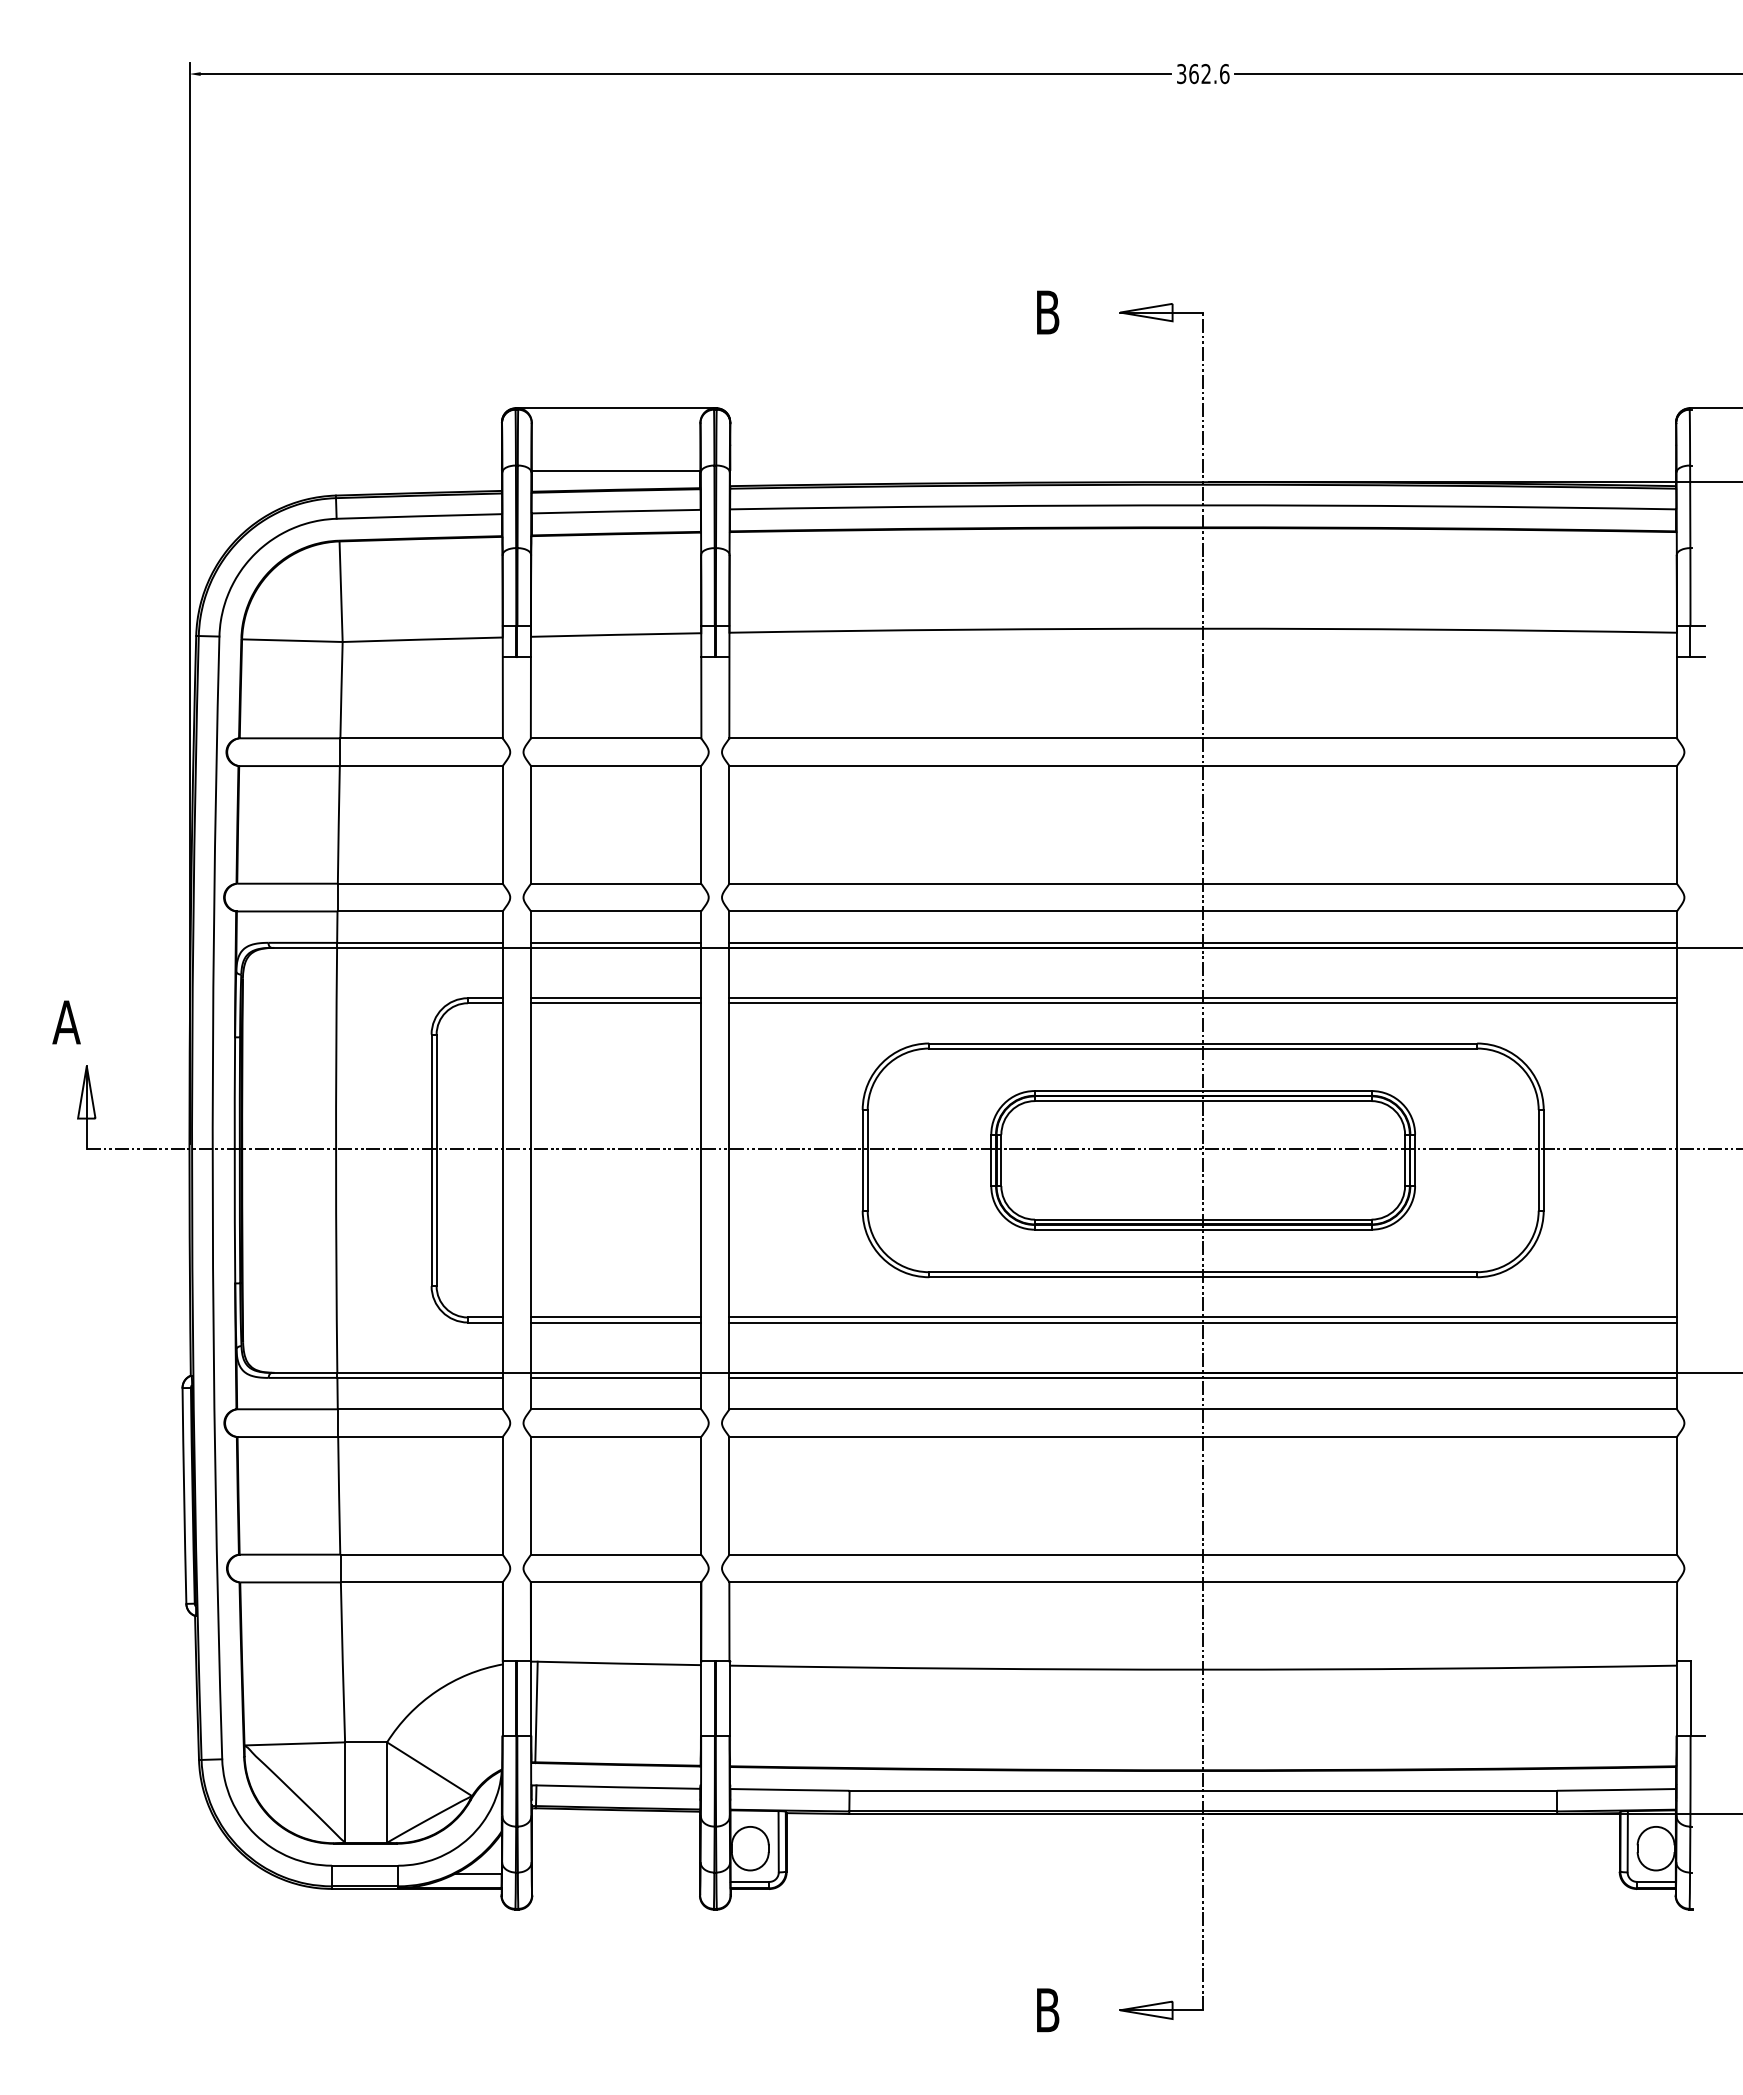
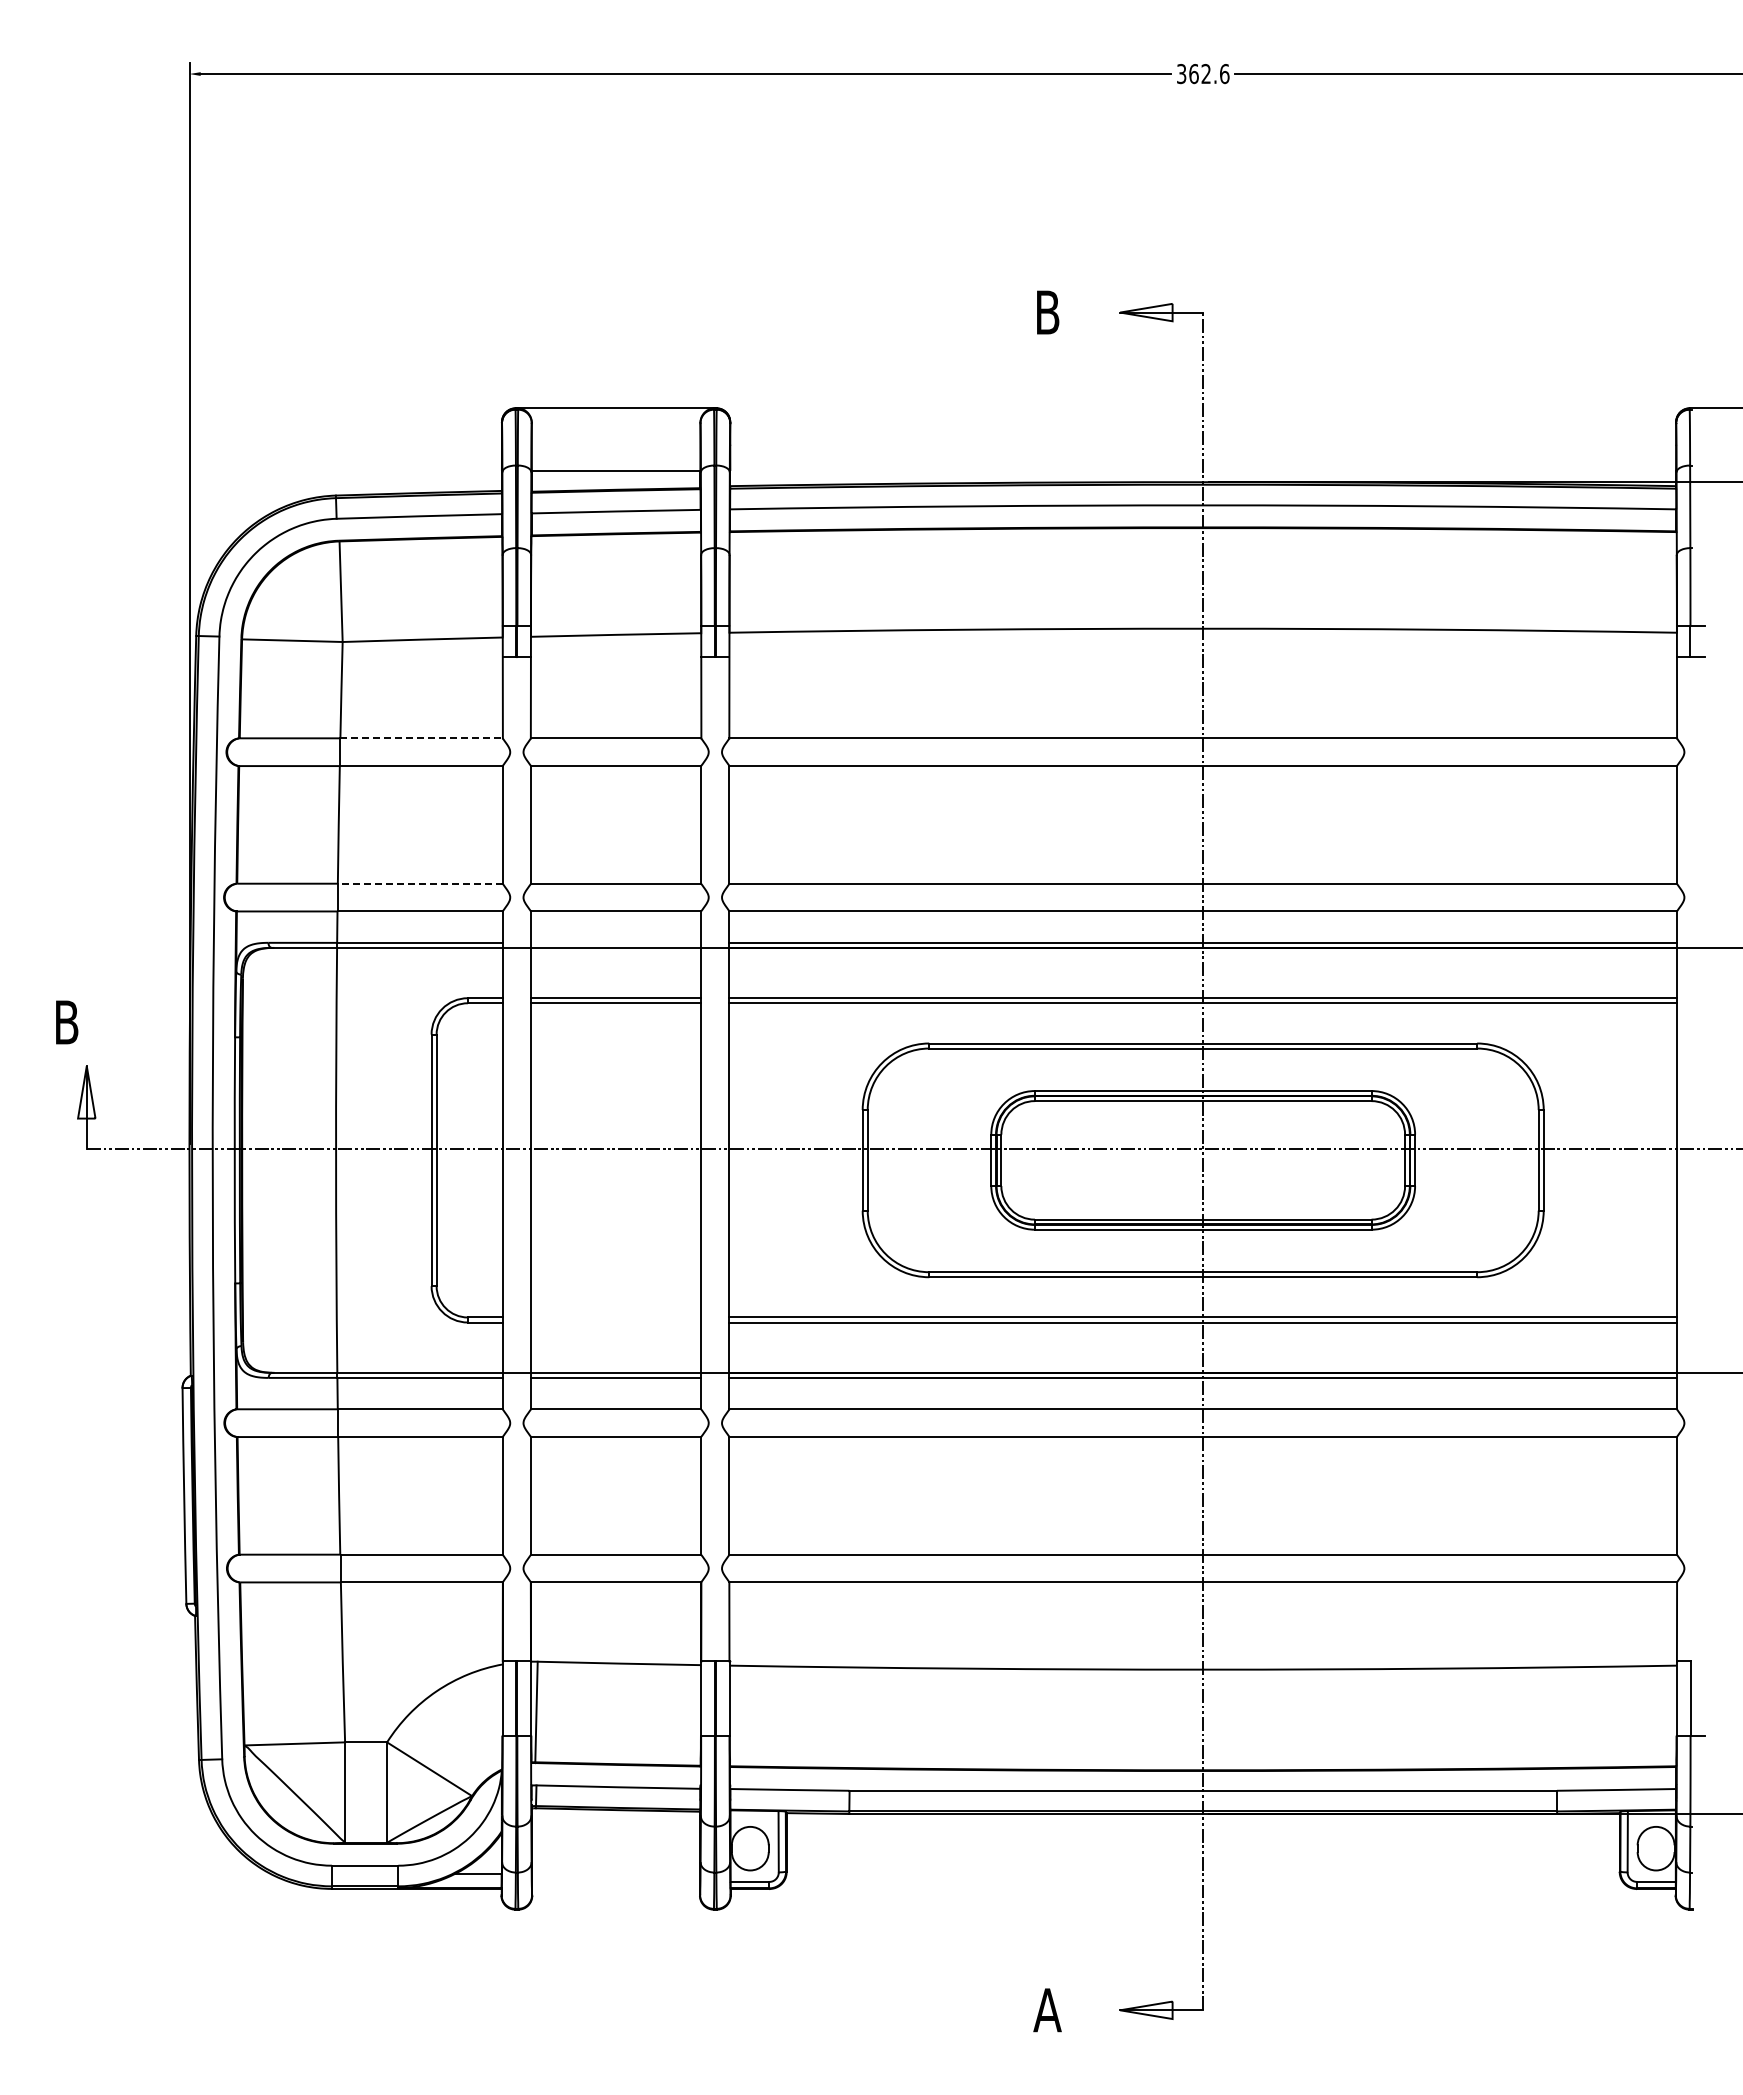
line: solid -> dashed (422, 738)
line: solid -> dashed (420, 883)
line: present -> none (615, 942)
text: A -> B (66, 1022)
line: present -> none (615, 1317)
line: present -> none (615, 1322)
text: B -> A (1047, 2010)
